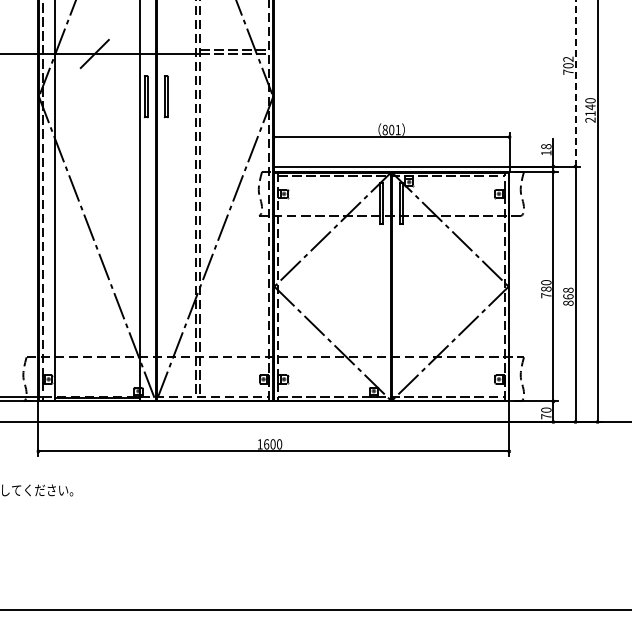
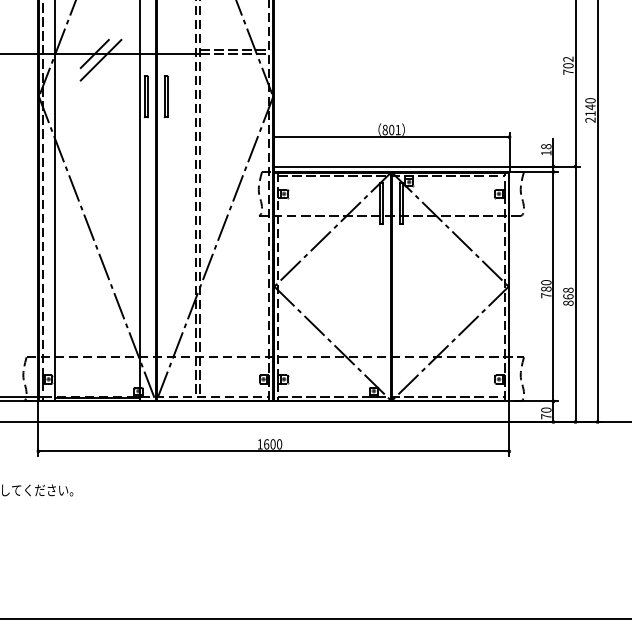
line: none -> present (100, 59)
line: dashed -> solid (575, 83)
line position: (315, 609) -> (315, 618) (315, 618)
